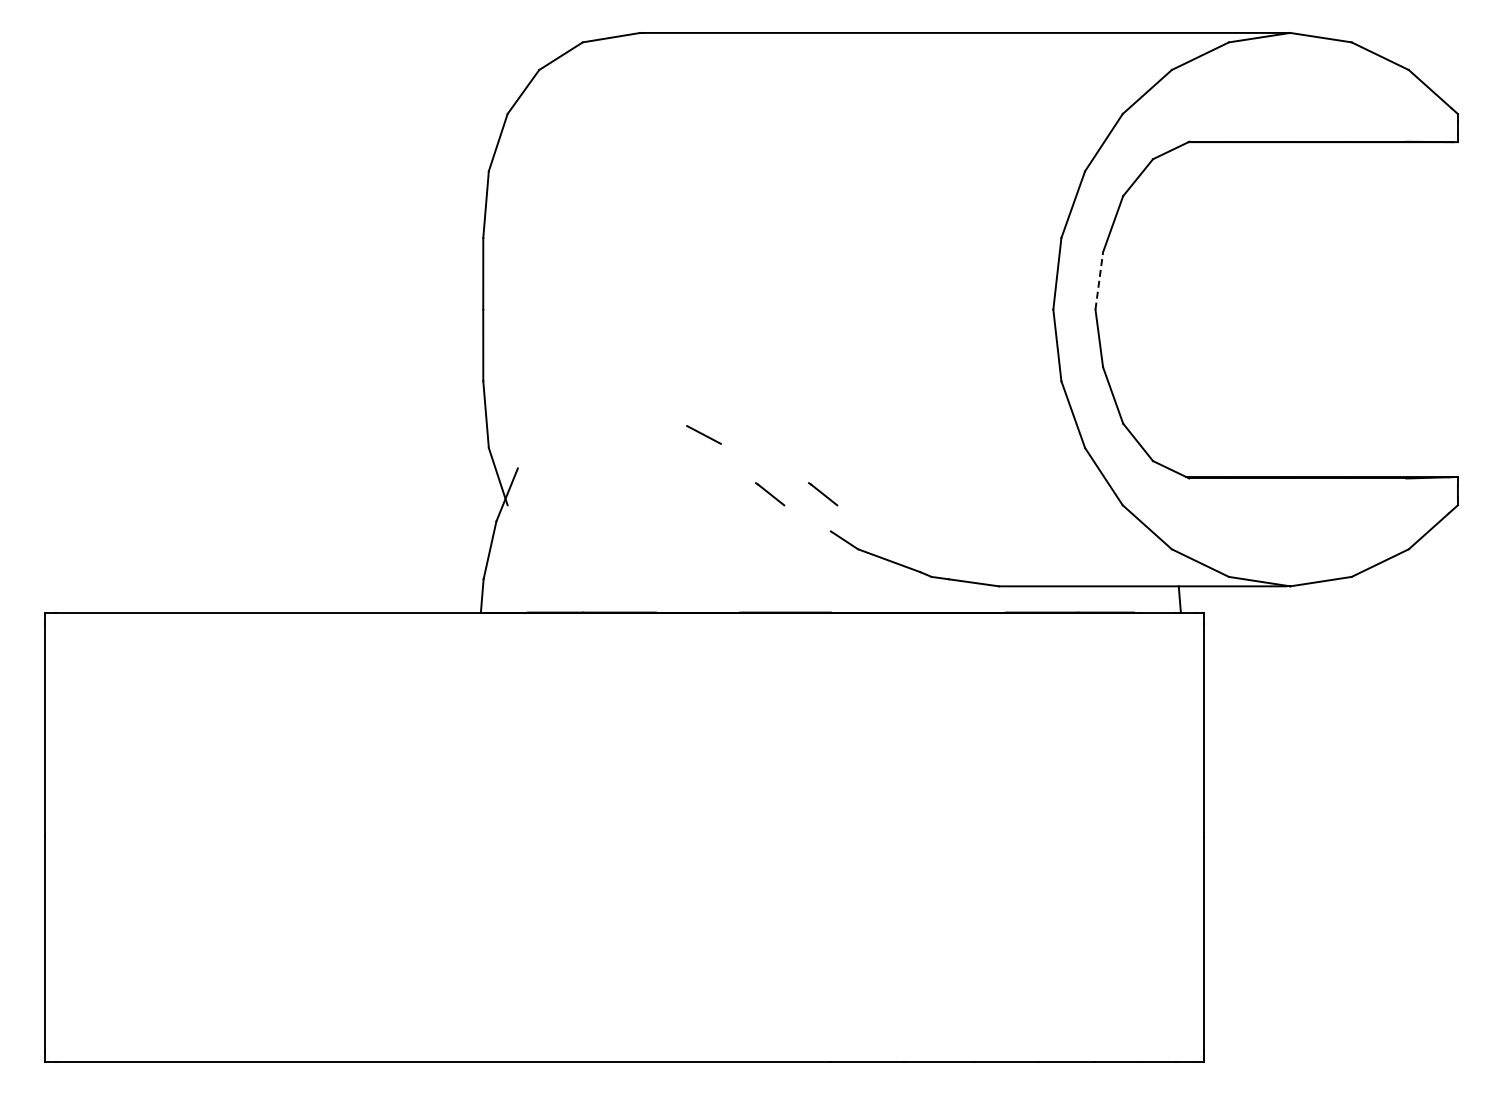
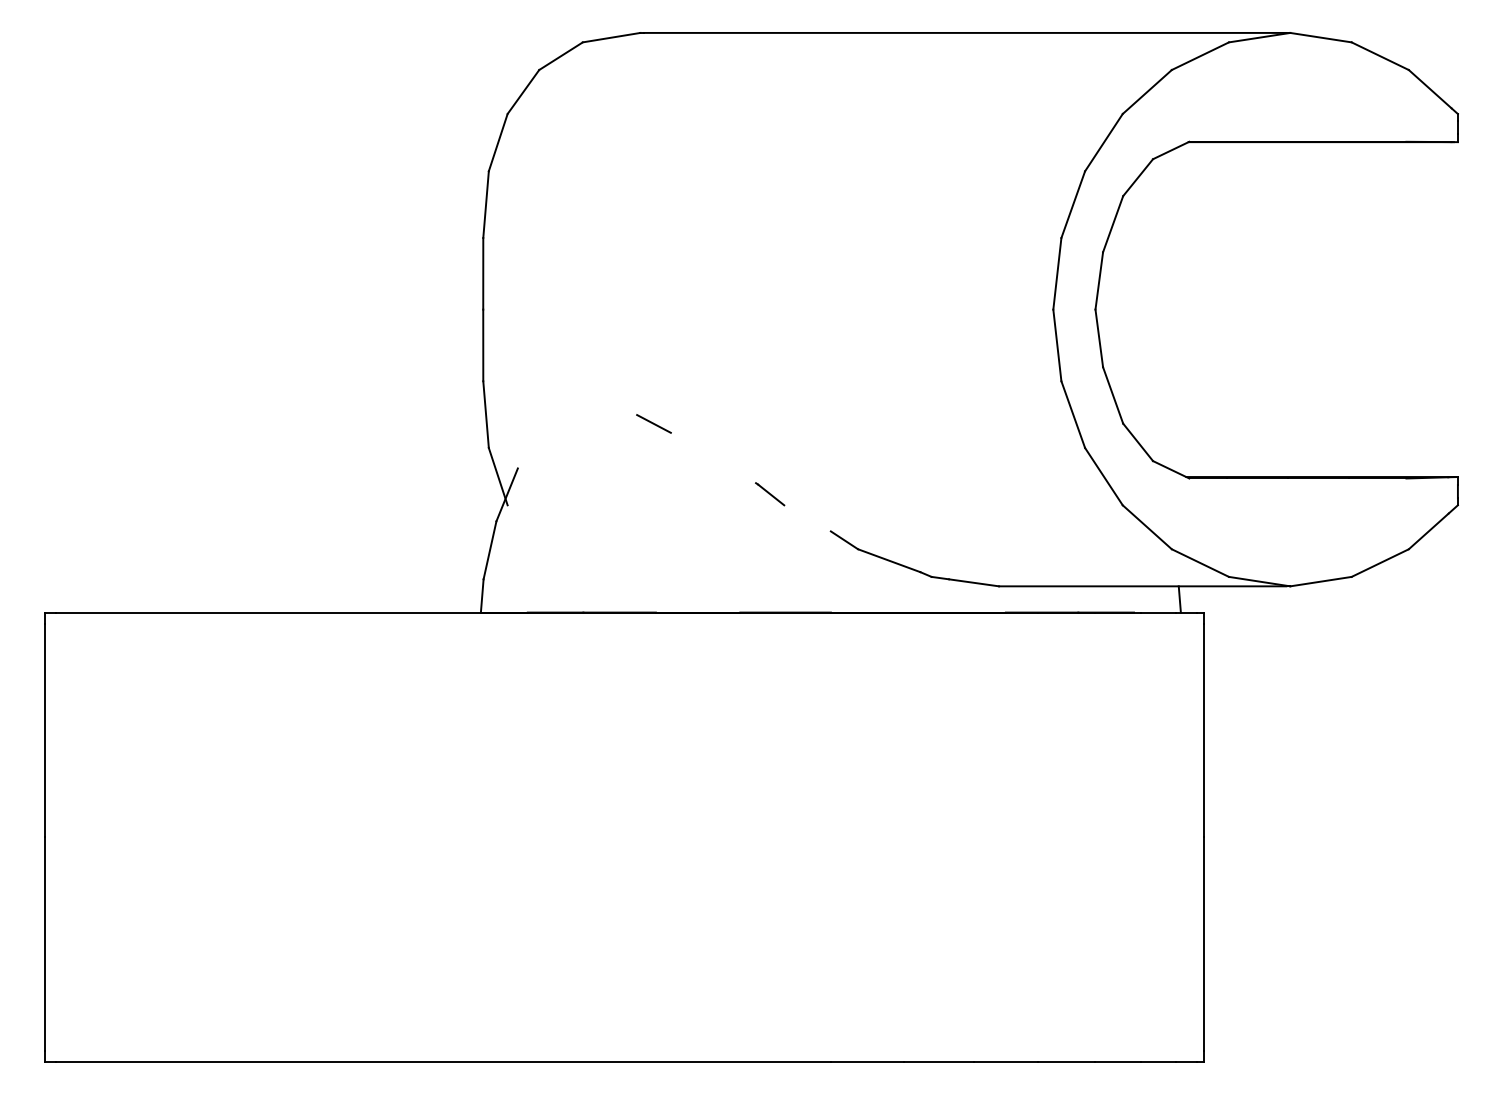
line: dashed -> solid (1099, 280)
line position: (703, 434) -> (653, 423) (653, 423)
line: present -> none (823, 494)
